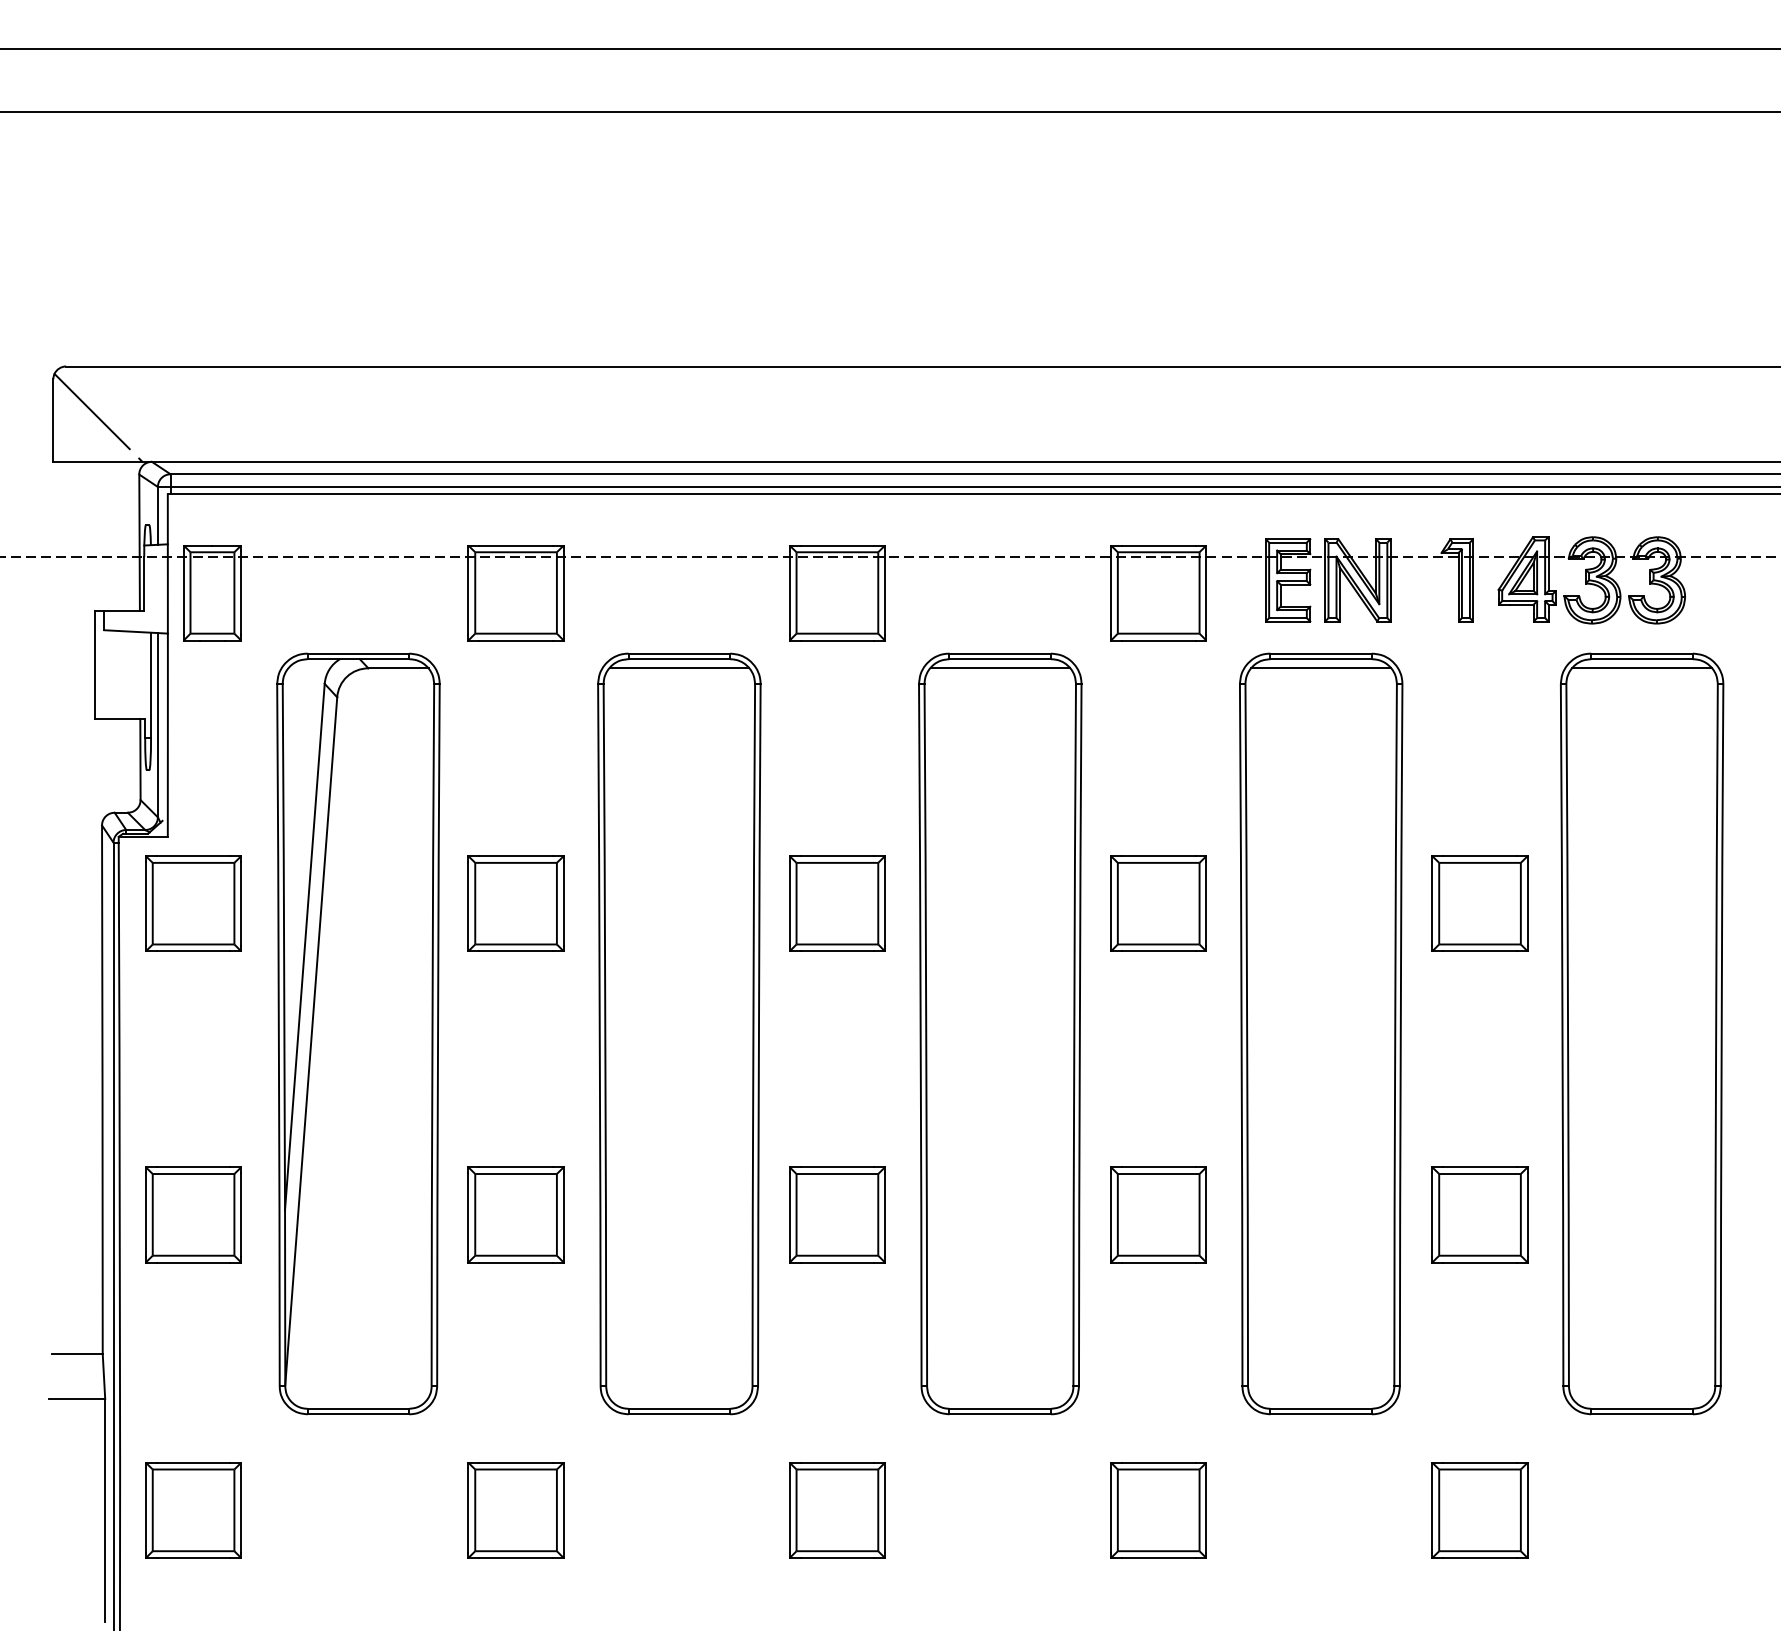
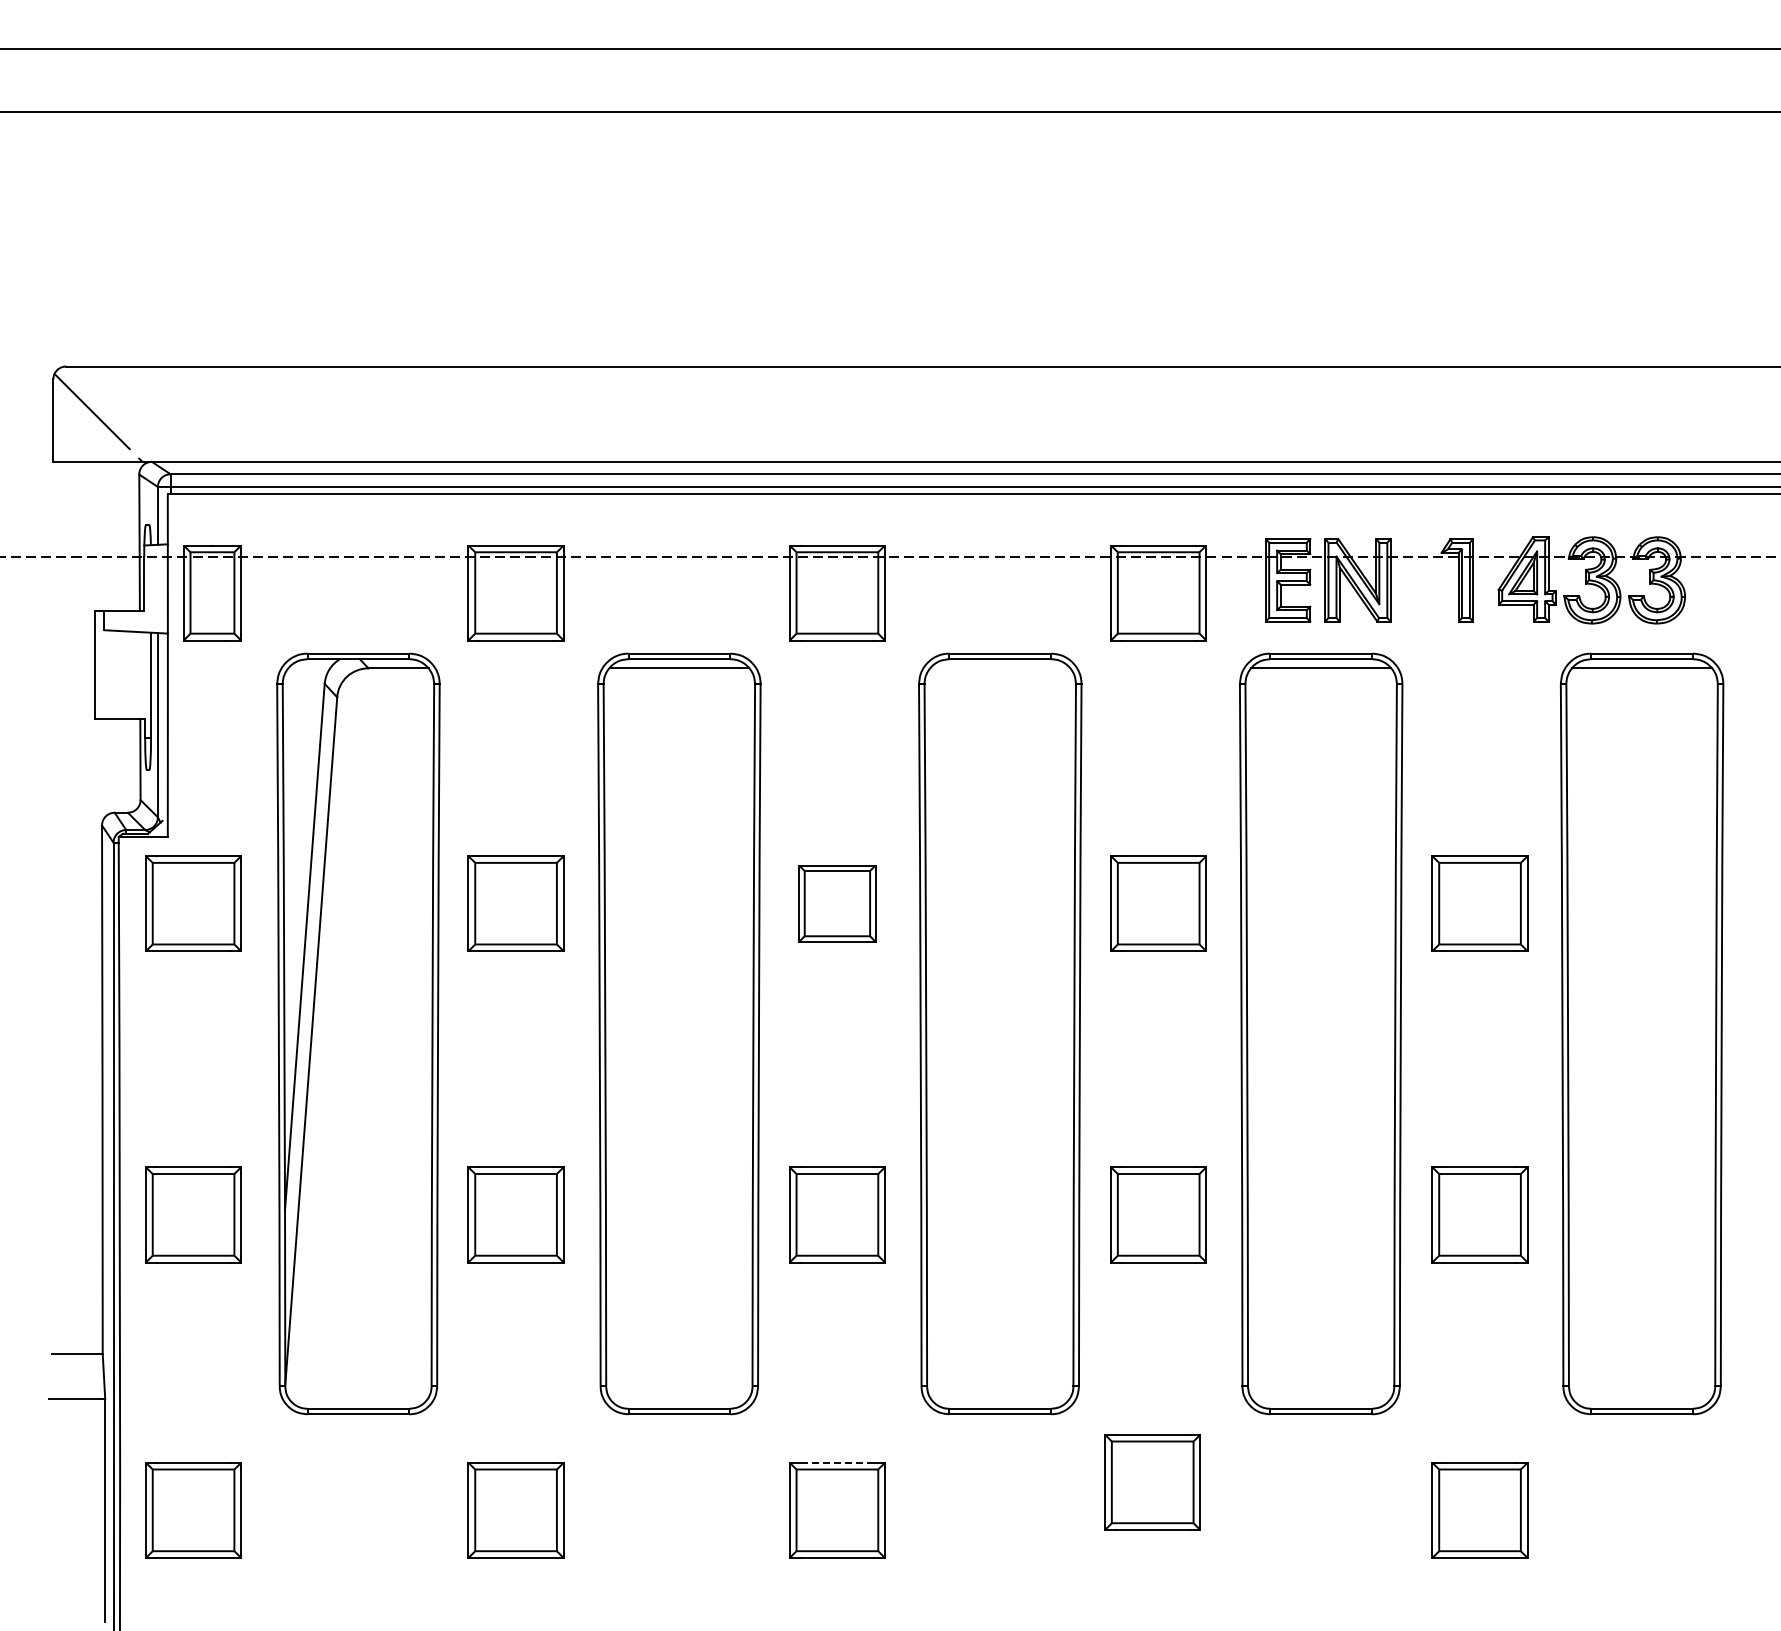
line: present -> none (1000, 668)
part size: 97x97 px -> 79x78 px (837, 903)
line: solid -> dashed (837, 1462)
part position: (1158, 1510) -> (1152, 1482) (1152, 1482)
